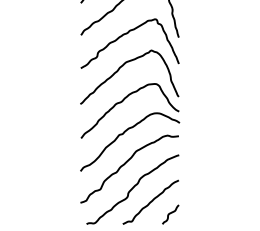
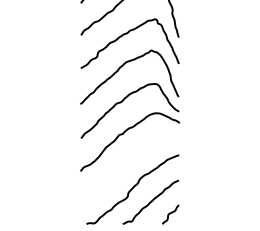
curve: present -> none (125, 164)
